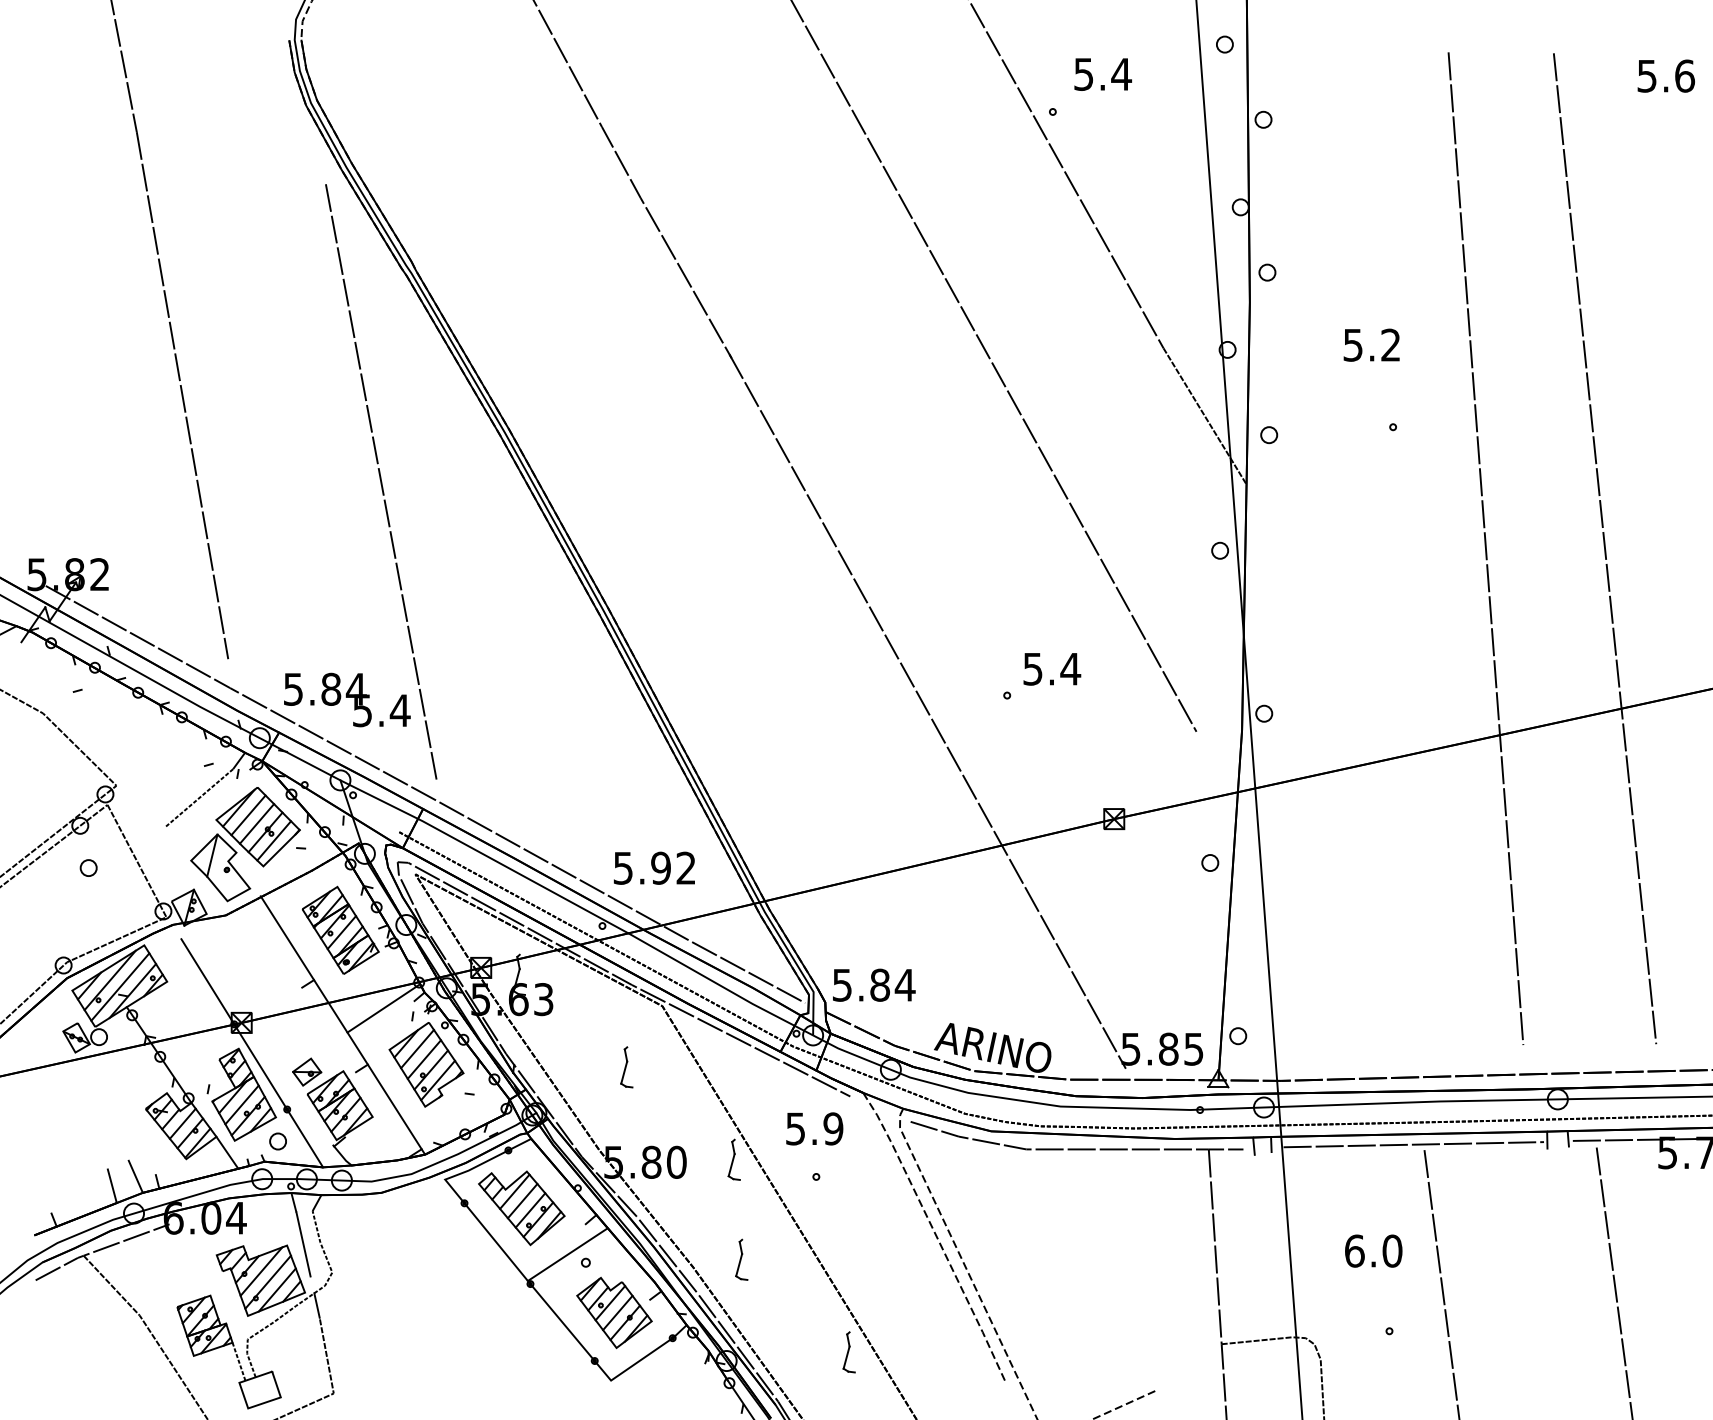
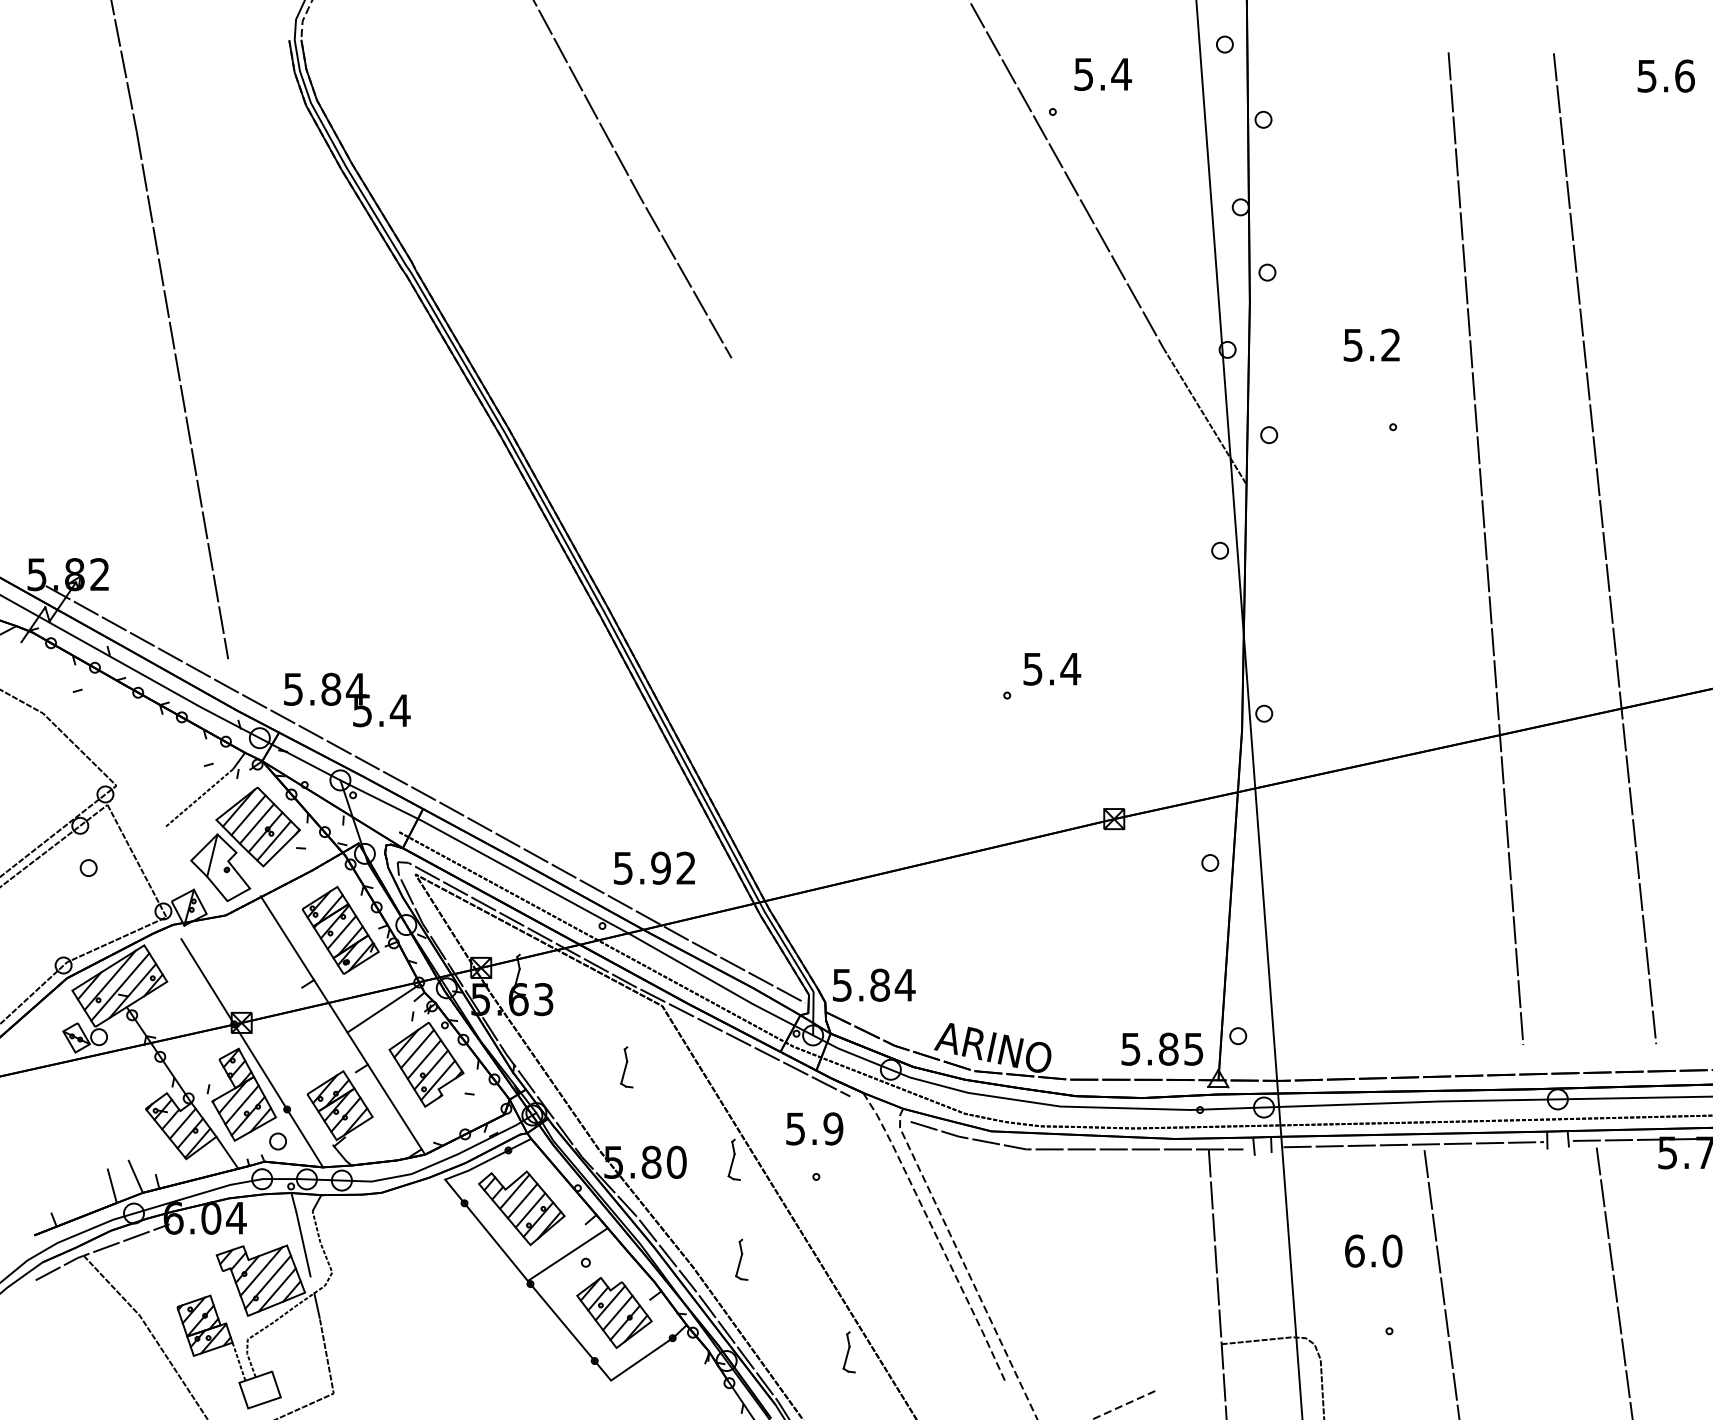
line: present -> none (994, 366)
line: present -> none (380, 482)
line: present -> none (927, 711)
part: present -> none (307, 1071)
